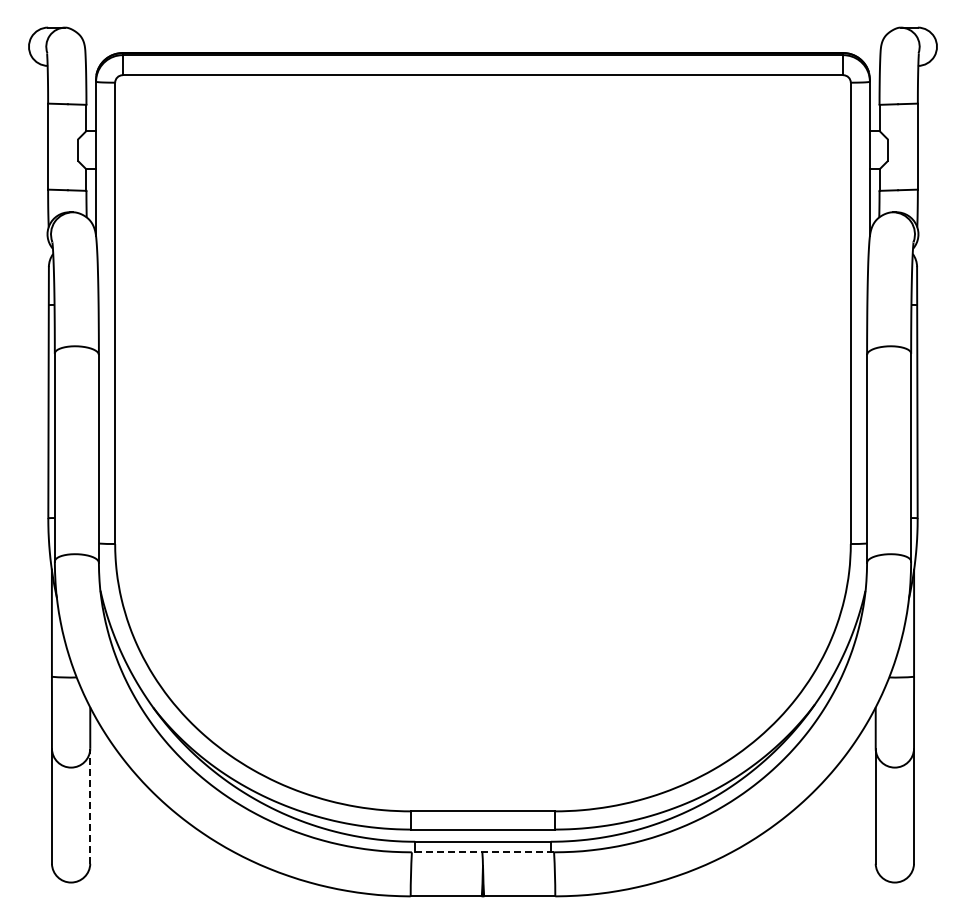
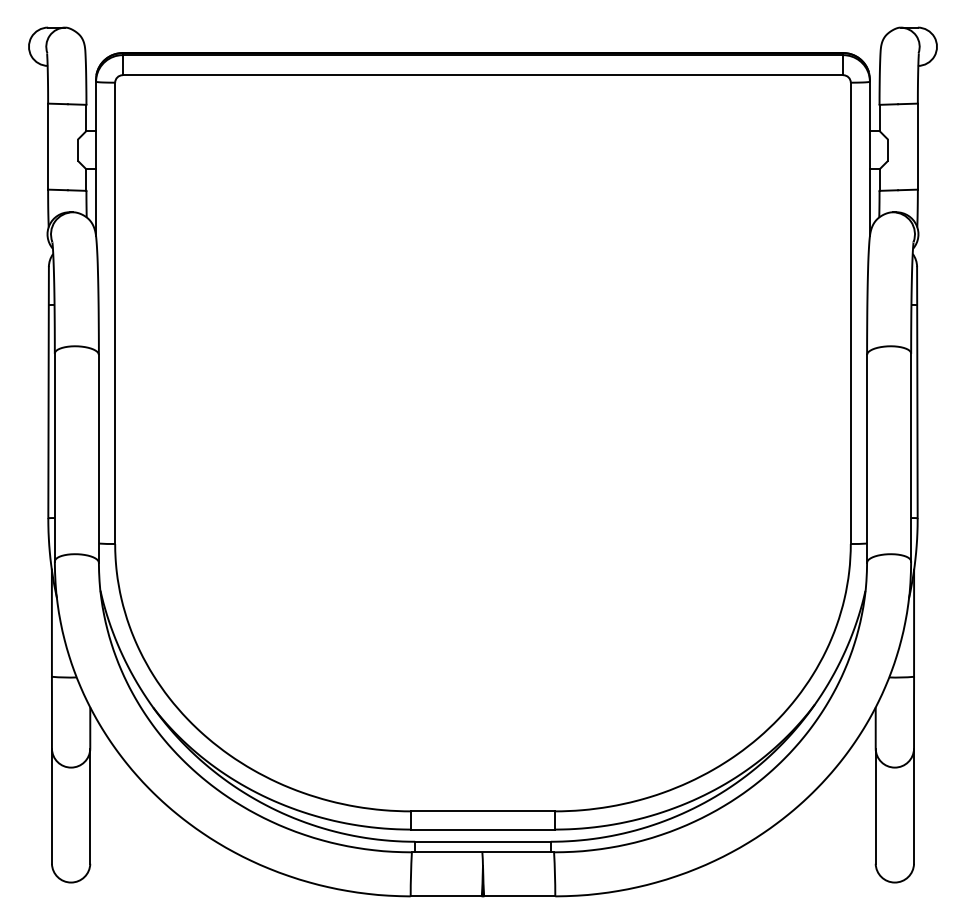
line: dashed -> solid (90, 805)
line: dashed -> solid (482, 852)
